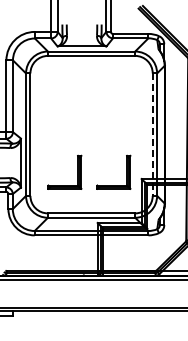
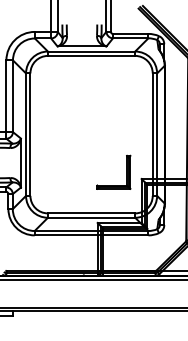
line: dashed -> solid (152, 135)
part: present -> none (77, 171)
